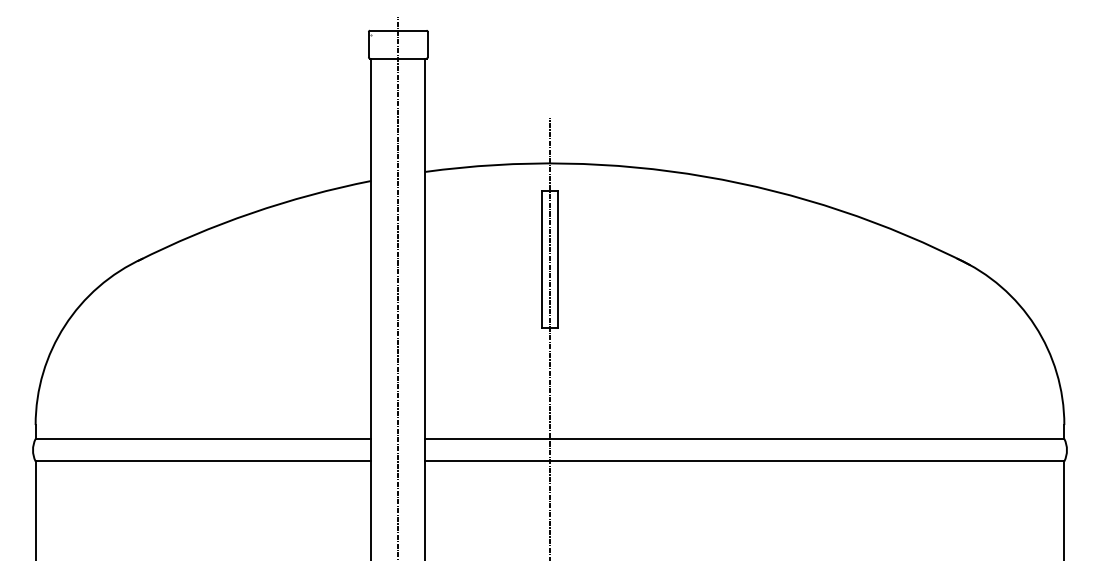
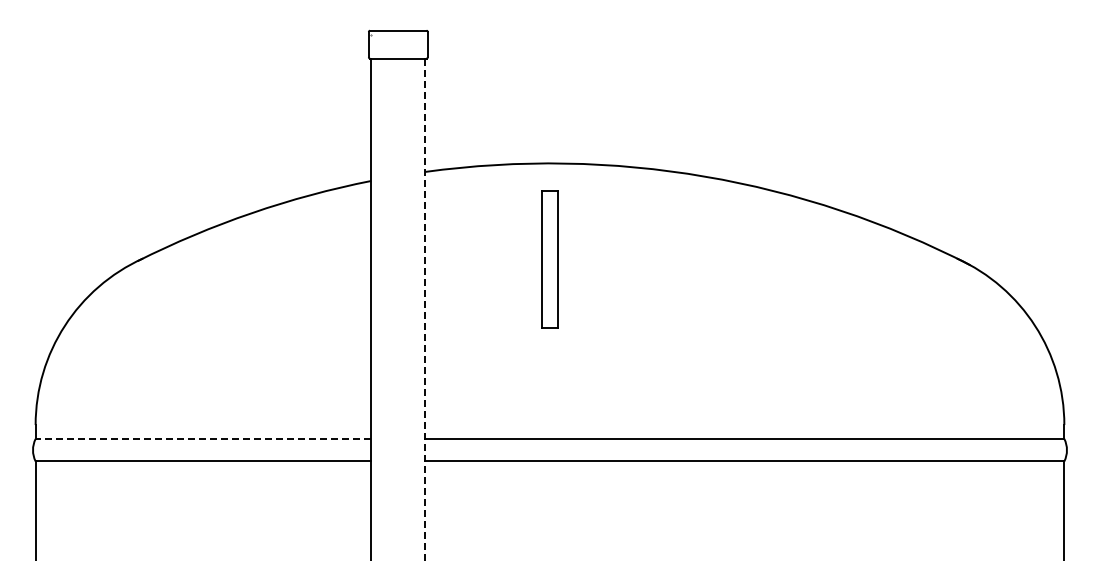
line: present -> none (398, 286)
line: solid -> dashed (425, 309)
line: present -> none (550, 337)
line: solid -> dashed (203, 438)
